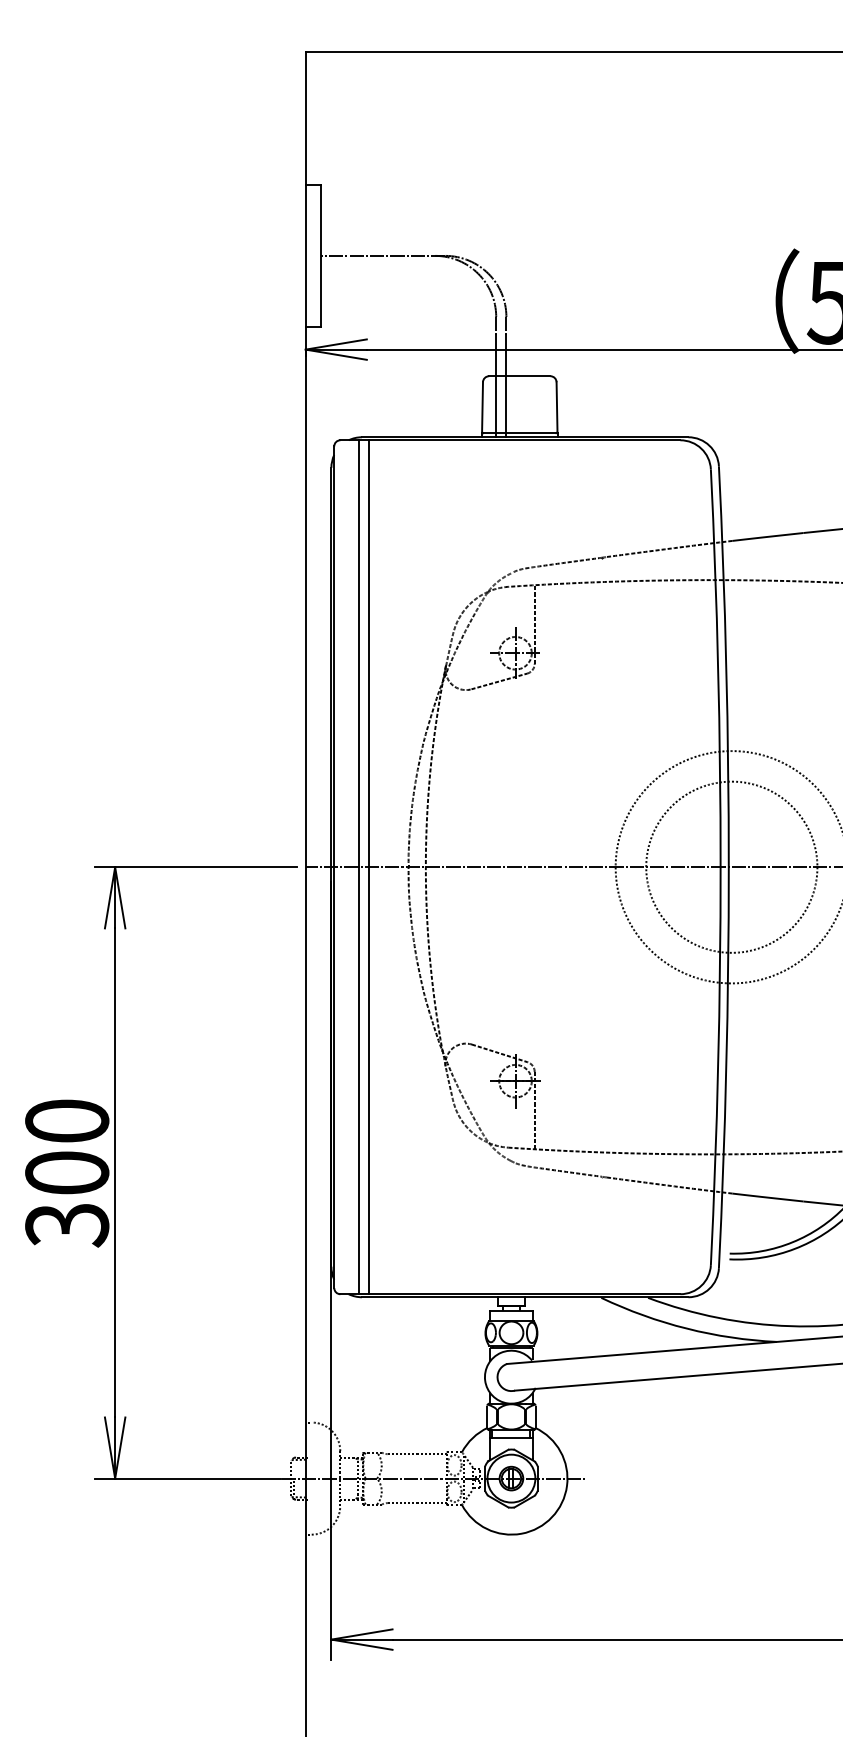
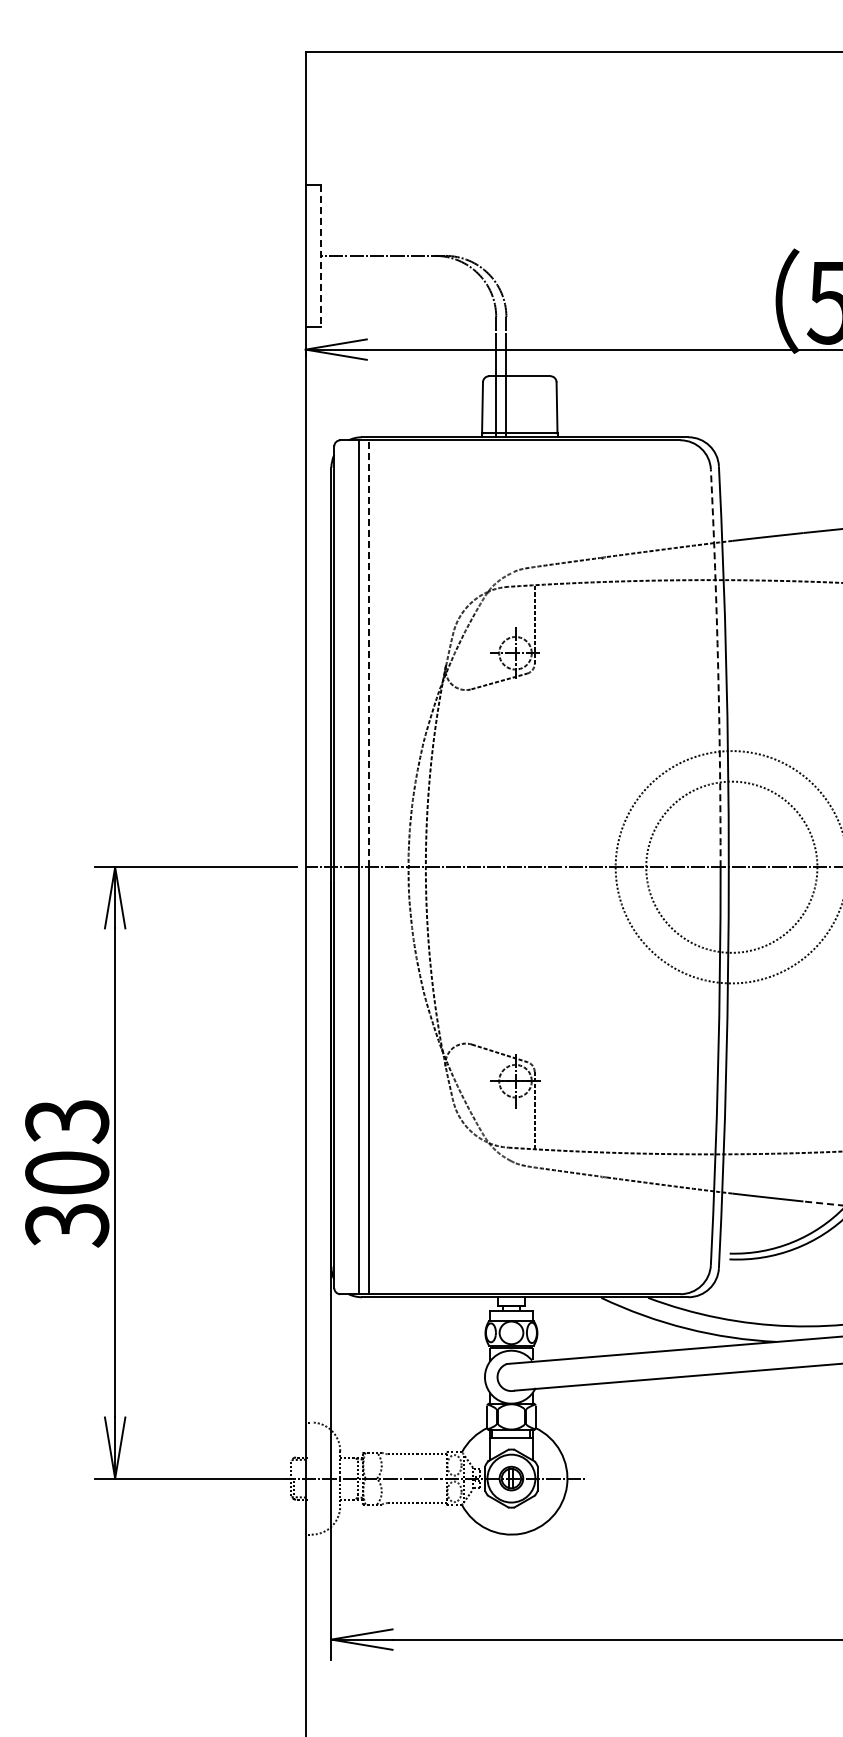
line: solid -> dashed (321, 256)
line: solid -> dashed (368, 653)
arc: solid -> dashed (718, 668)
text: 300 -> 303 (67, 1121)
line: solid -> dashed (823, 1203)
